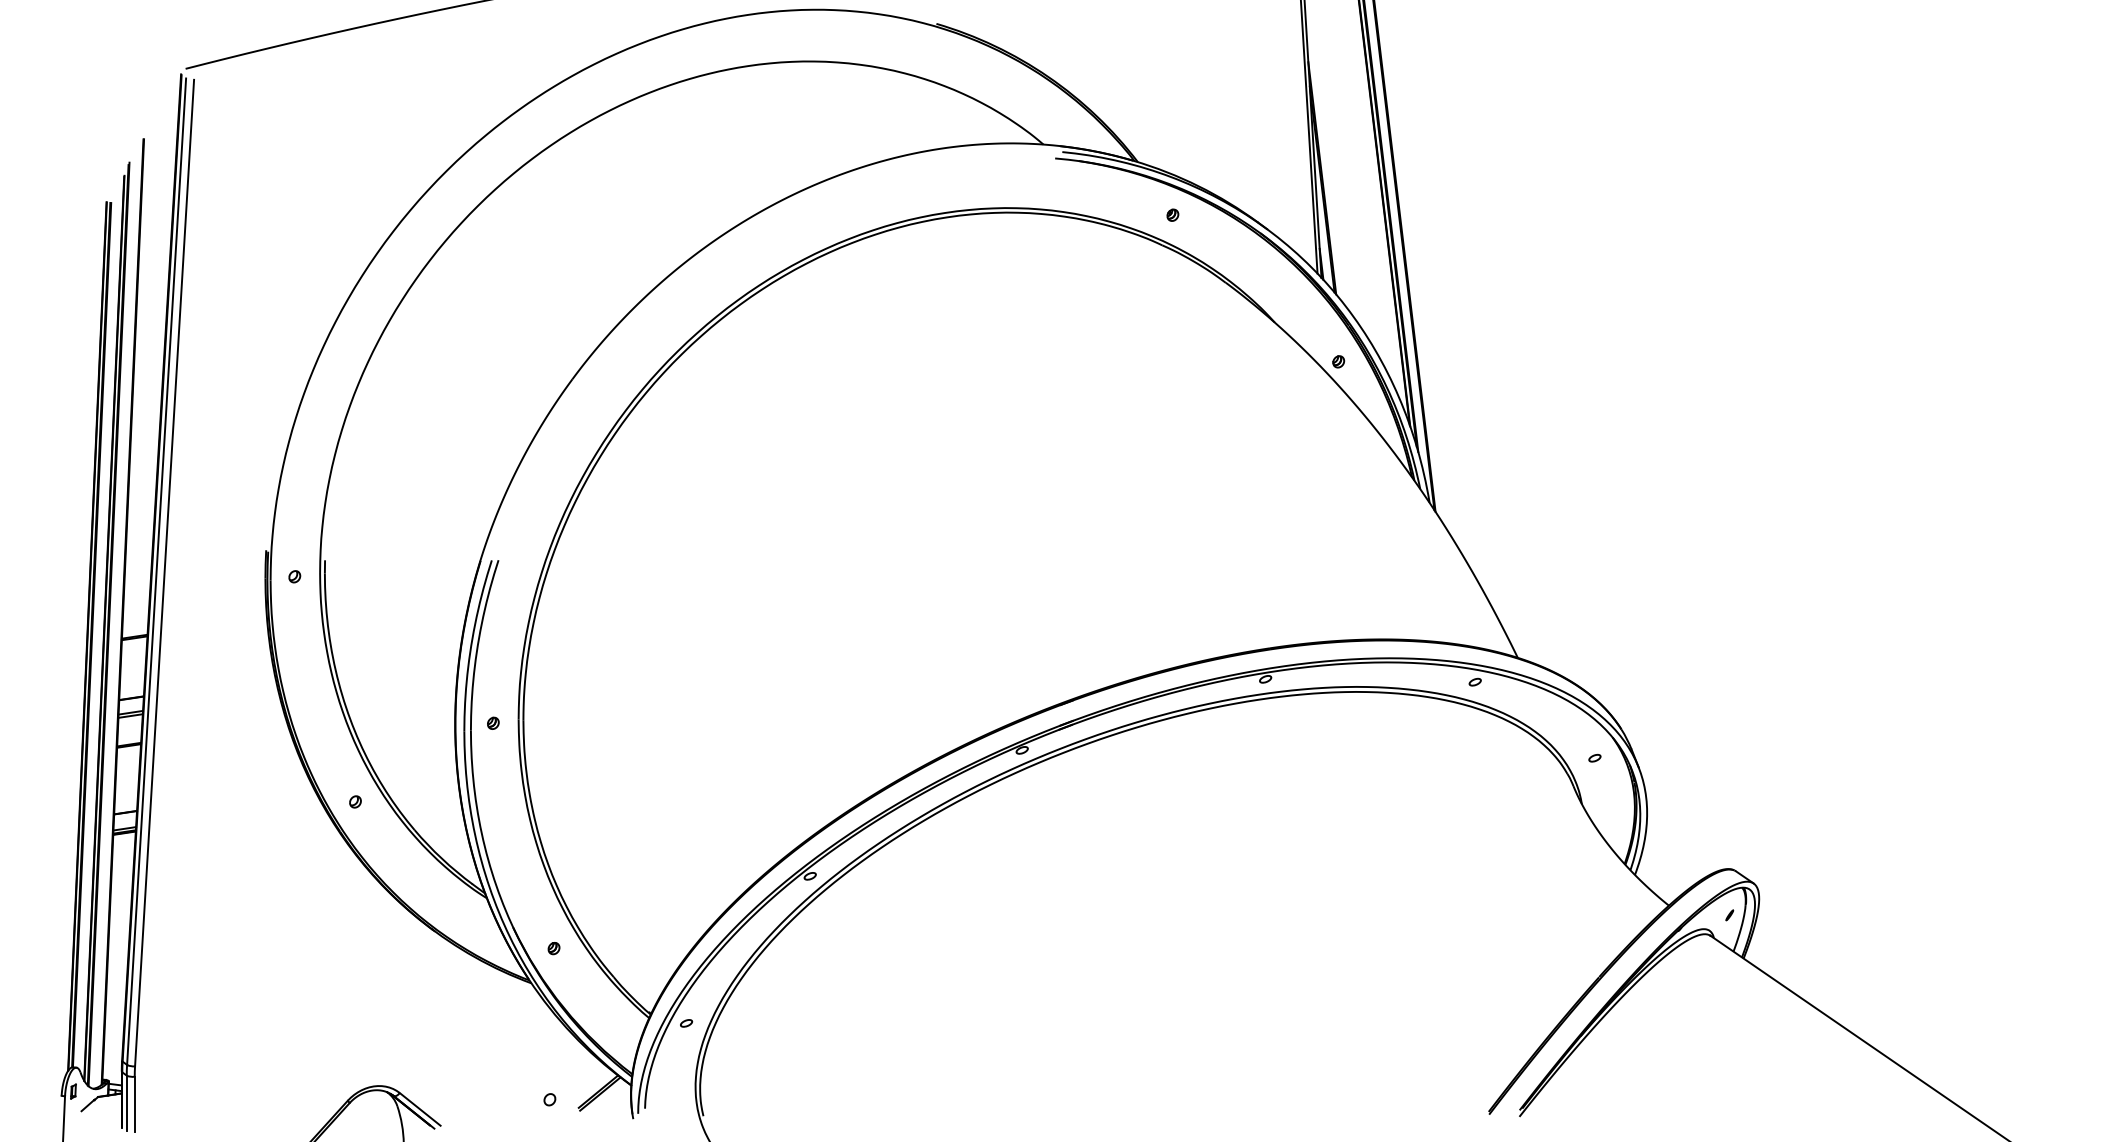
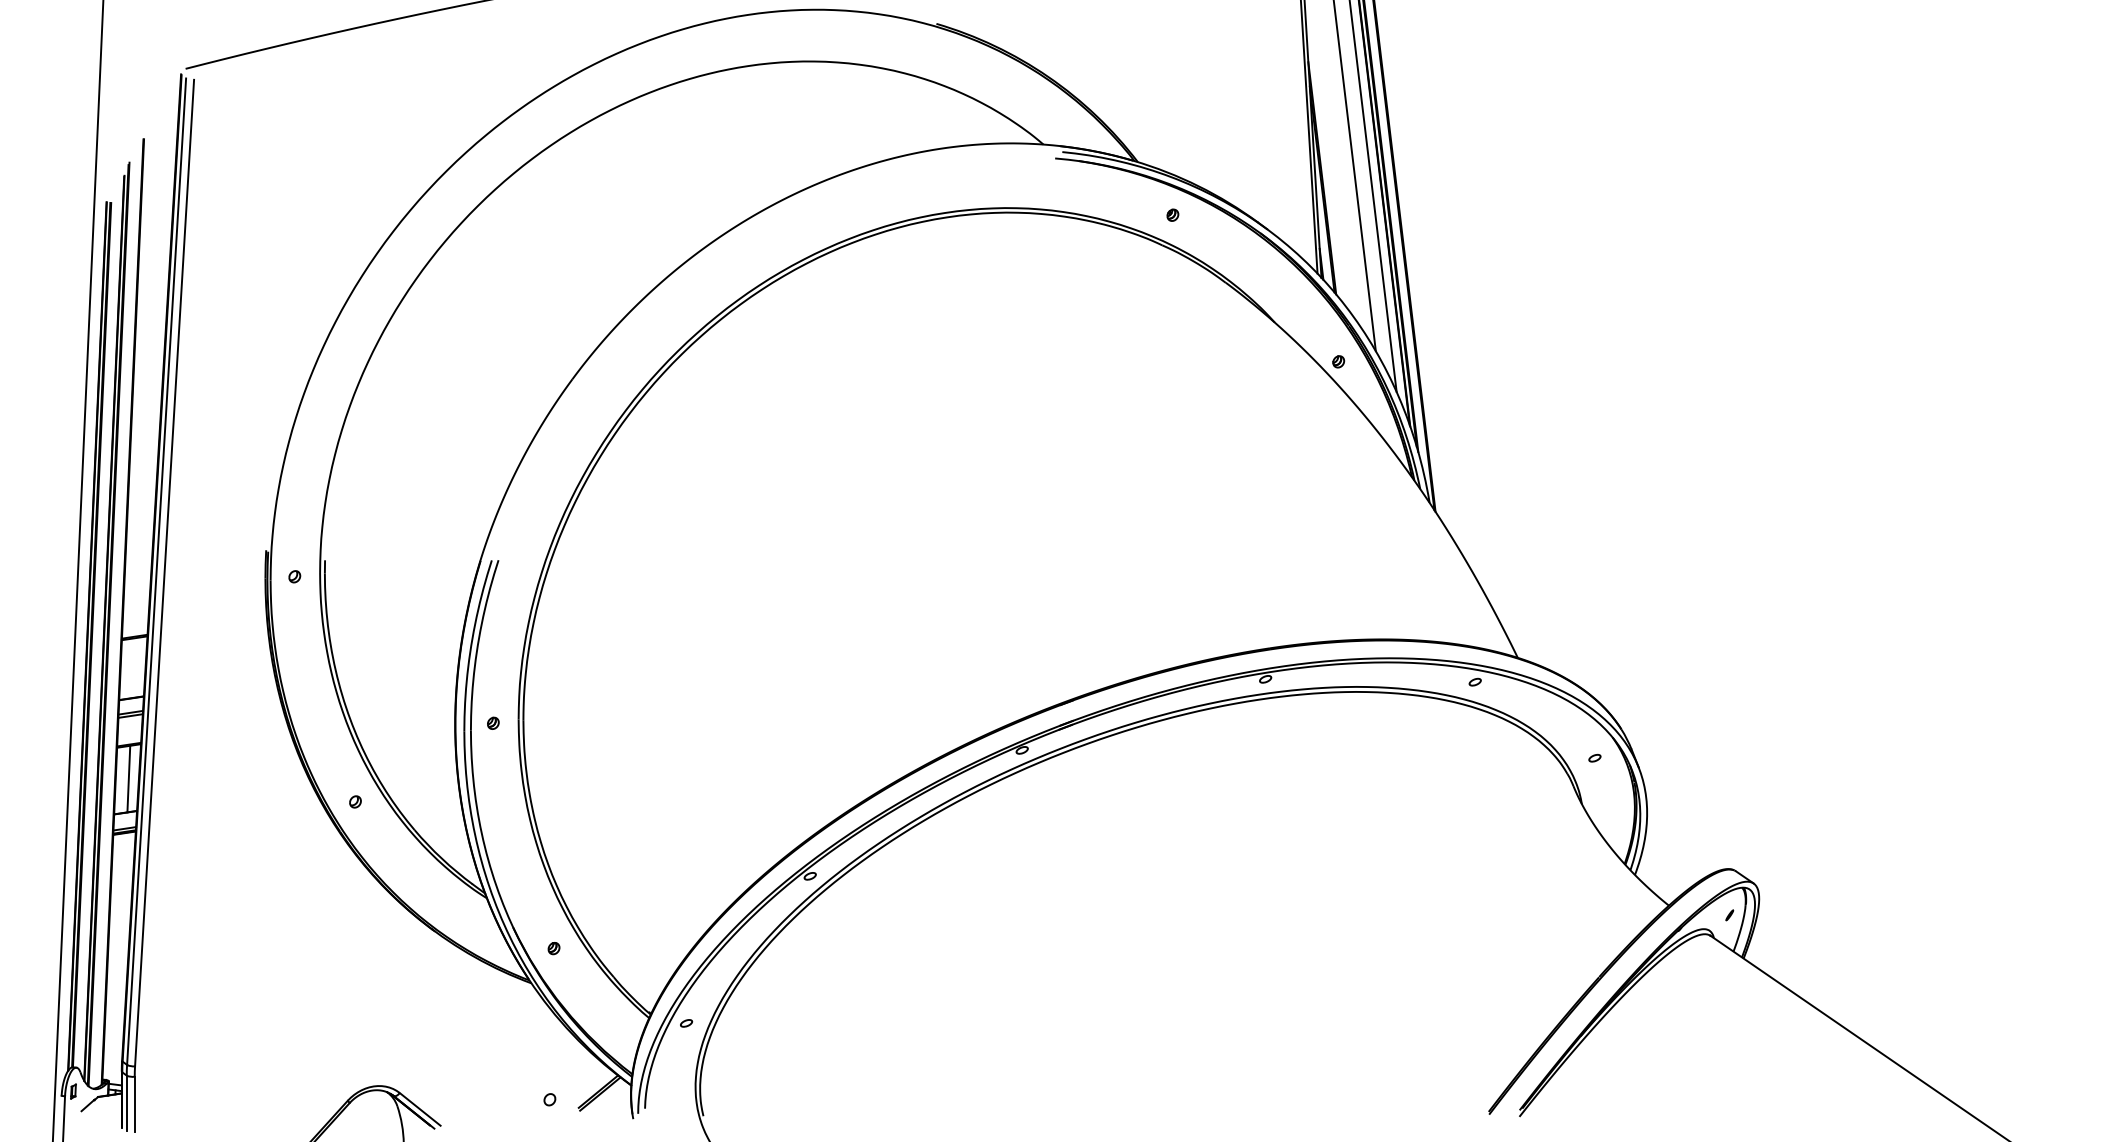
line: none -> present (1354, 176)
line: none -> present (1372, 196)
line: none -> present (78, 570)
line: none -> present (128, 778)
